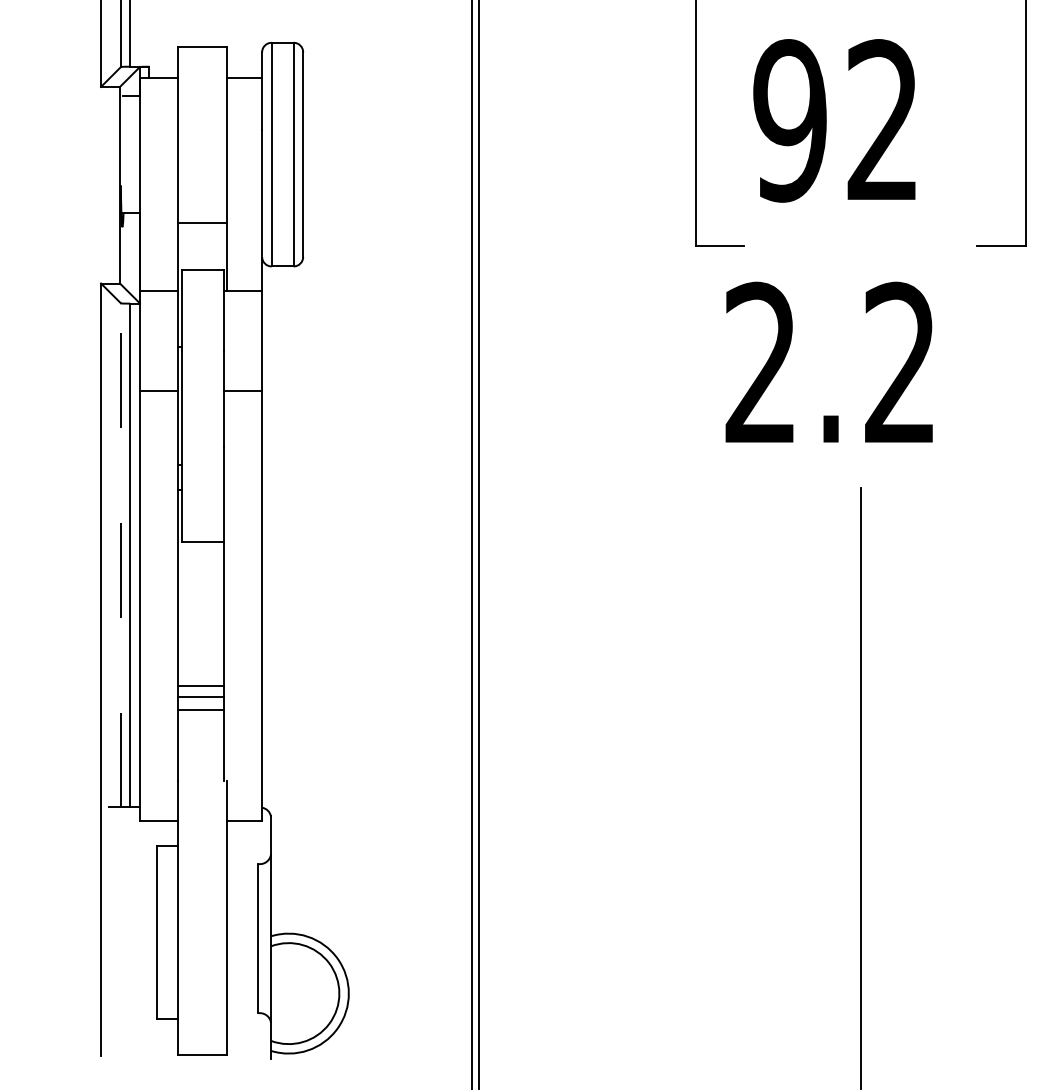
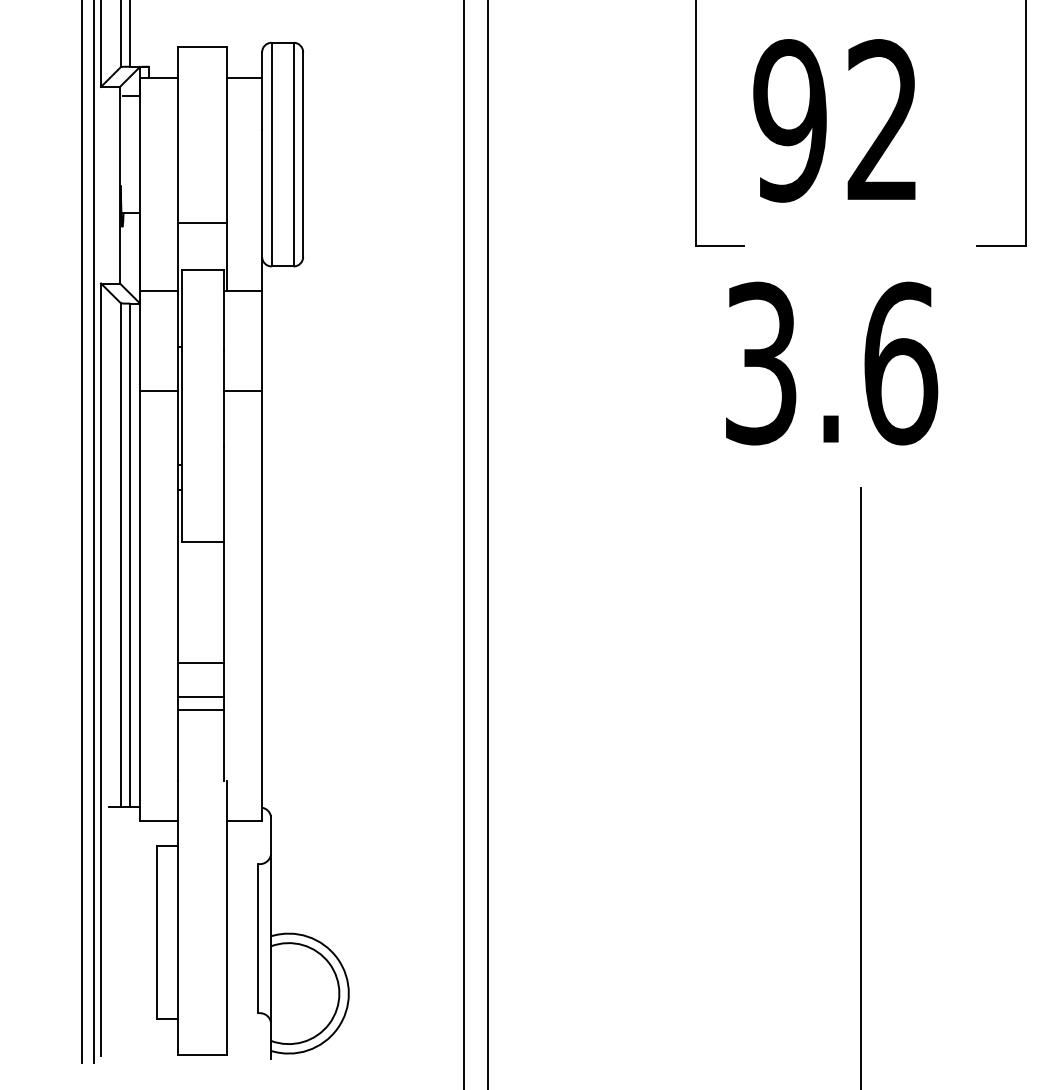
text: 2.2 -> 3.6 (831, 363)
line: none -> present (81, 532)
line: none -> present (94, 532)
line position: (472, 544) -> (464, 544) (464, 544)
line position: (478, 544) -> (487, 544) (487, 544)
line: dashed -> solid (120, 555)
line position: (201, 685) -> (201, 662) (201, 662)
